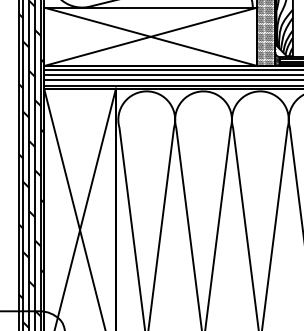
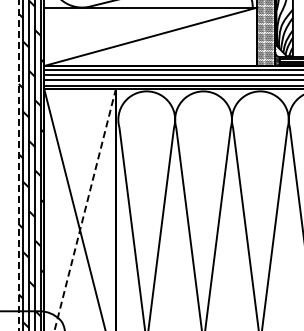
line: present -> none (150, 36)
line: solid -> dashed (18, 165)
line: solid -> dashed (85, 209)
